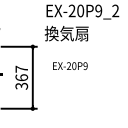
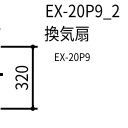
text position: (70, 65) -> (72, 56) (72, 56)
text: 367 -> 320 (21, 73)
